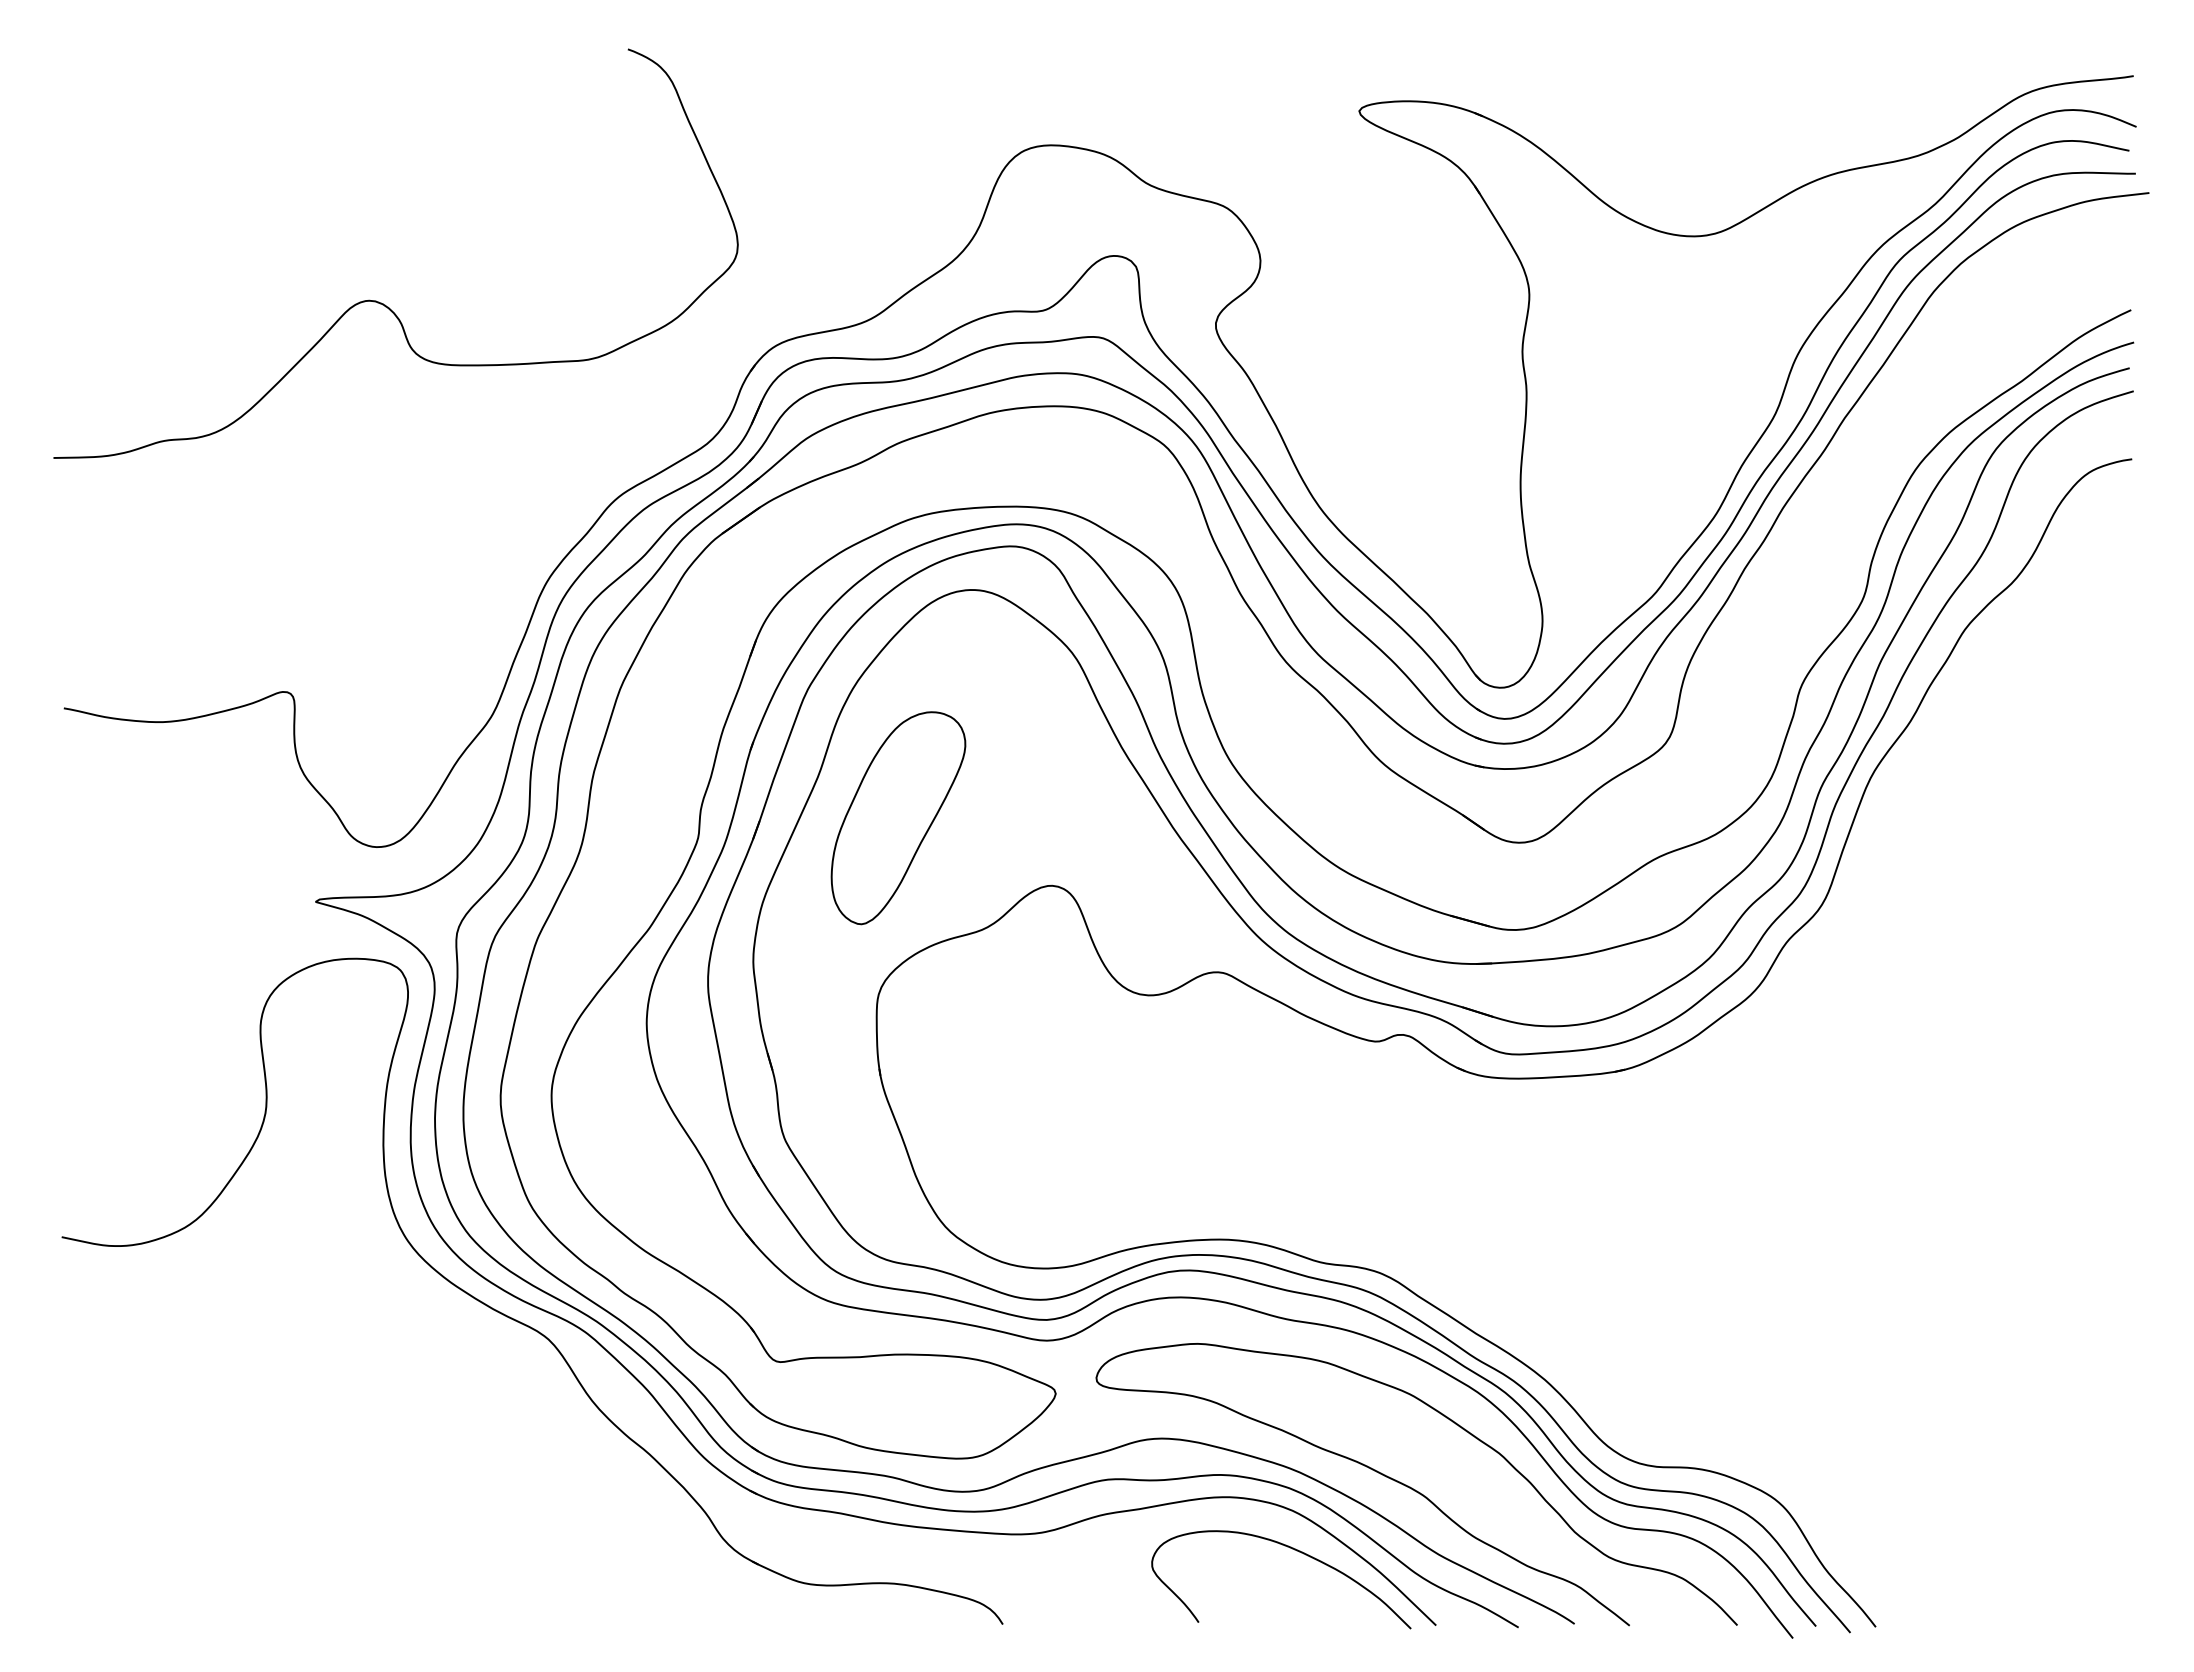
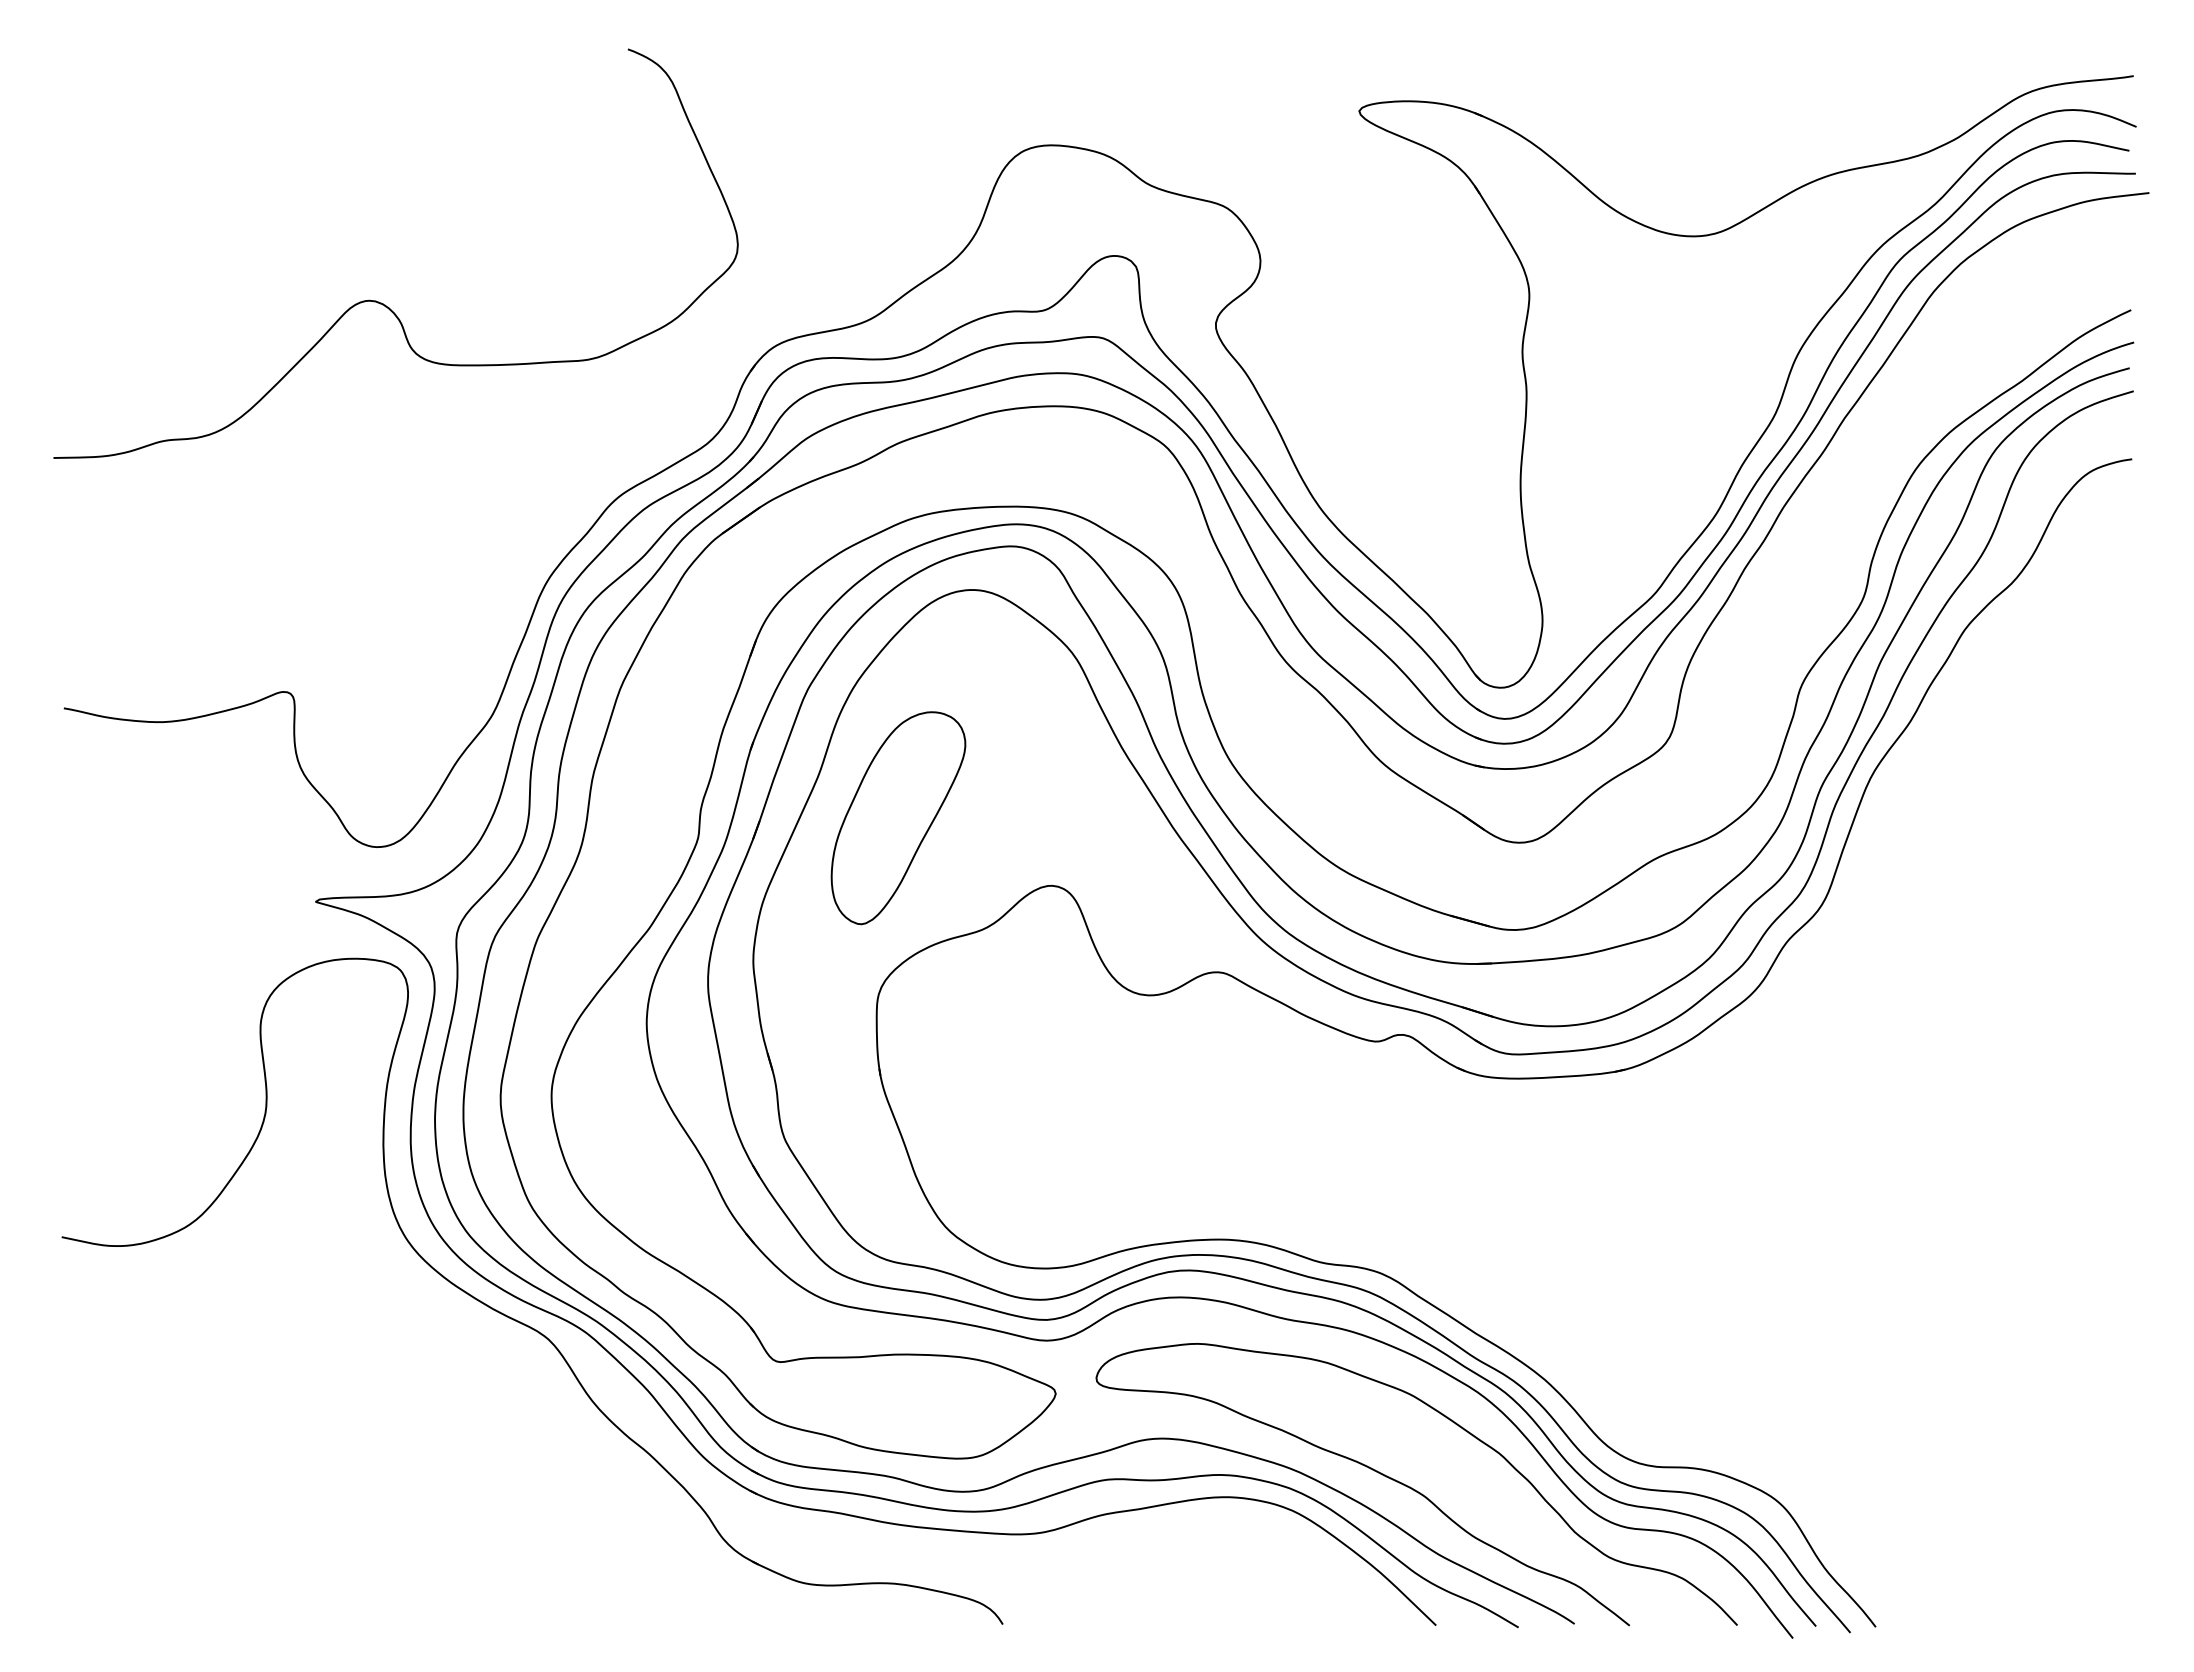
curve: present -> none (1296, 1551)
